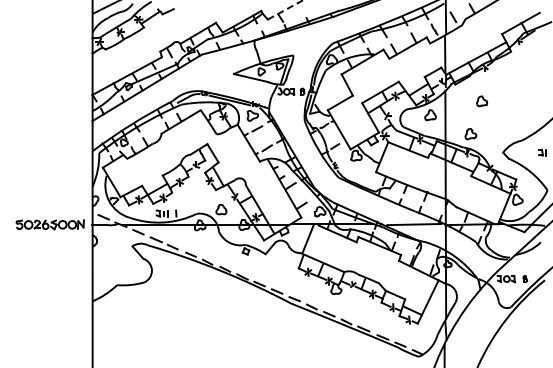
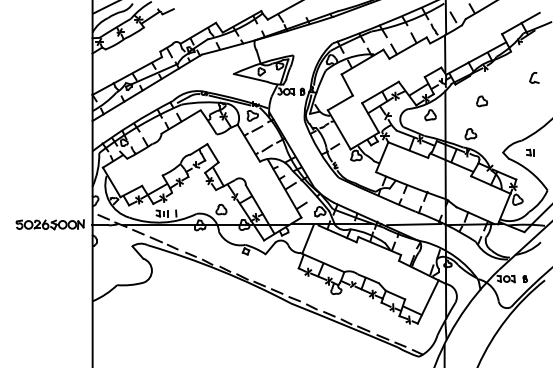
line: dashed -> solid (285, 9)
part: none -> present (534, 77)
part position: (542, 152) -> (530, 152) (530, 152)
